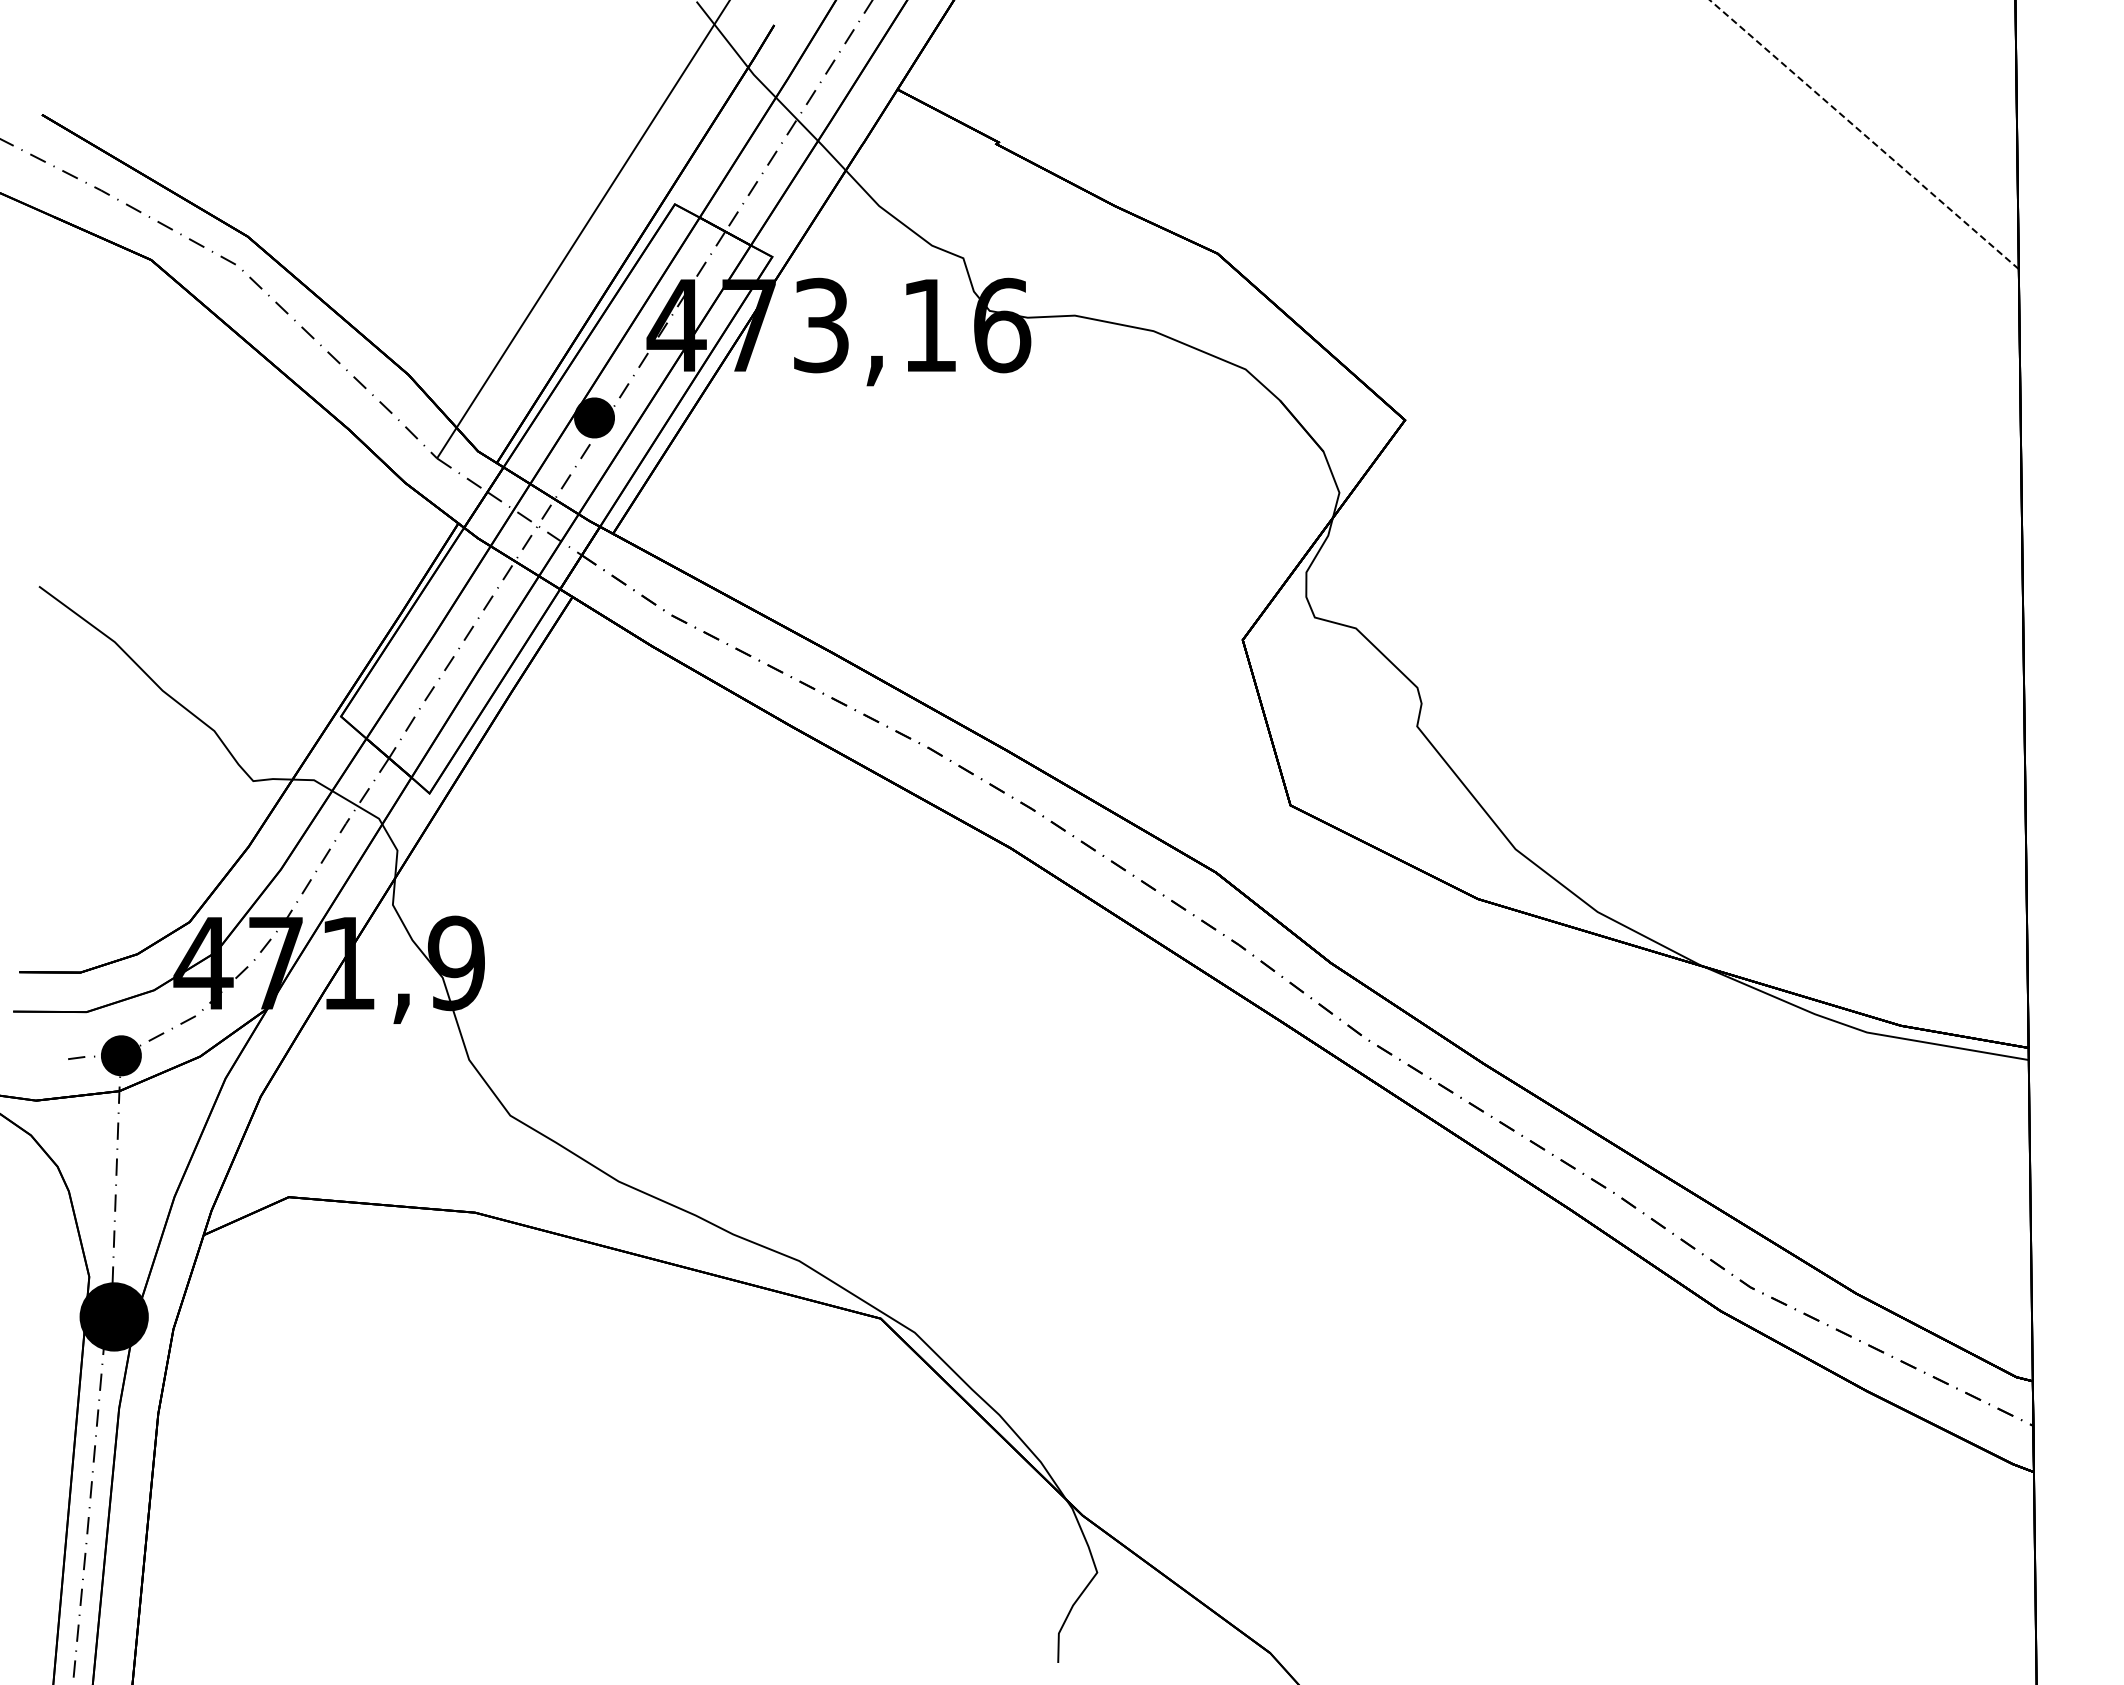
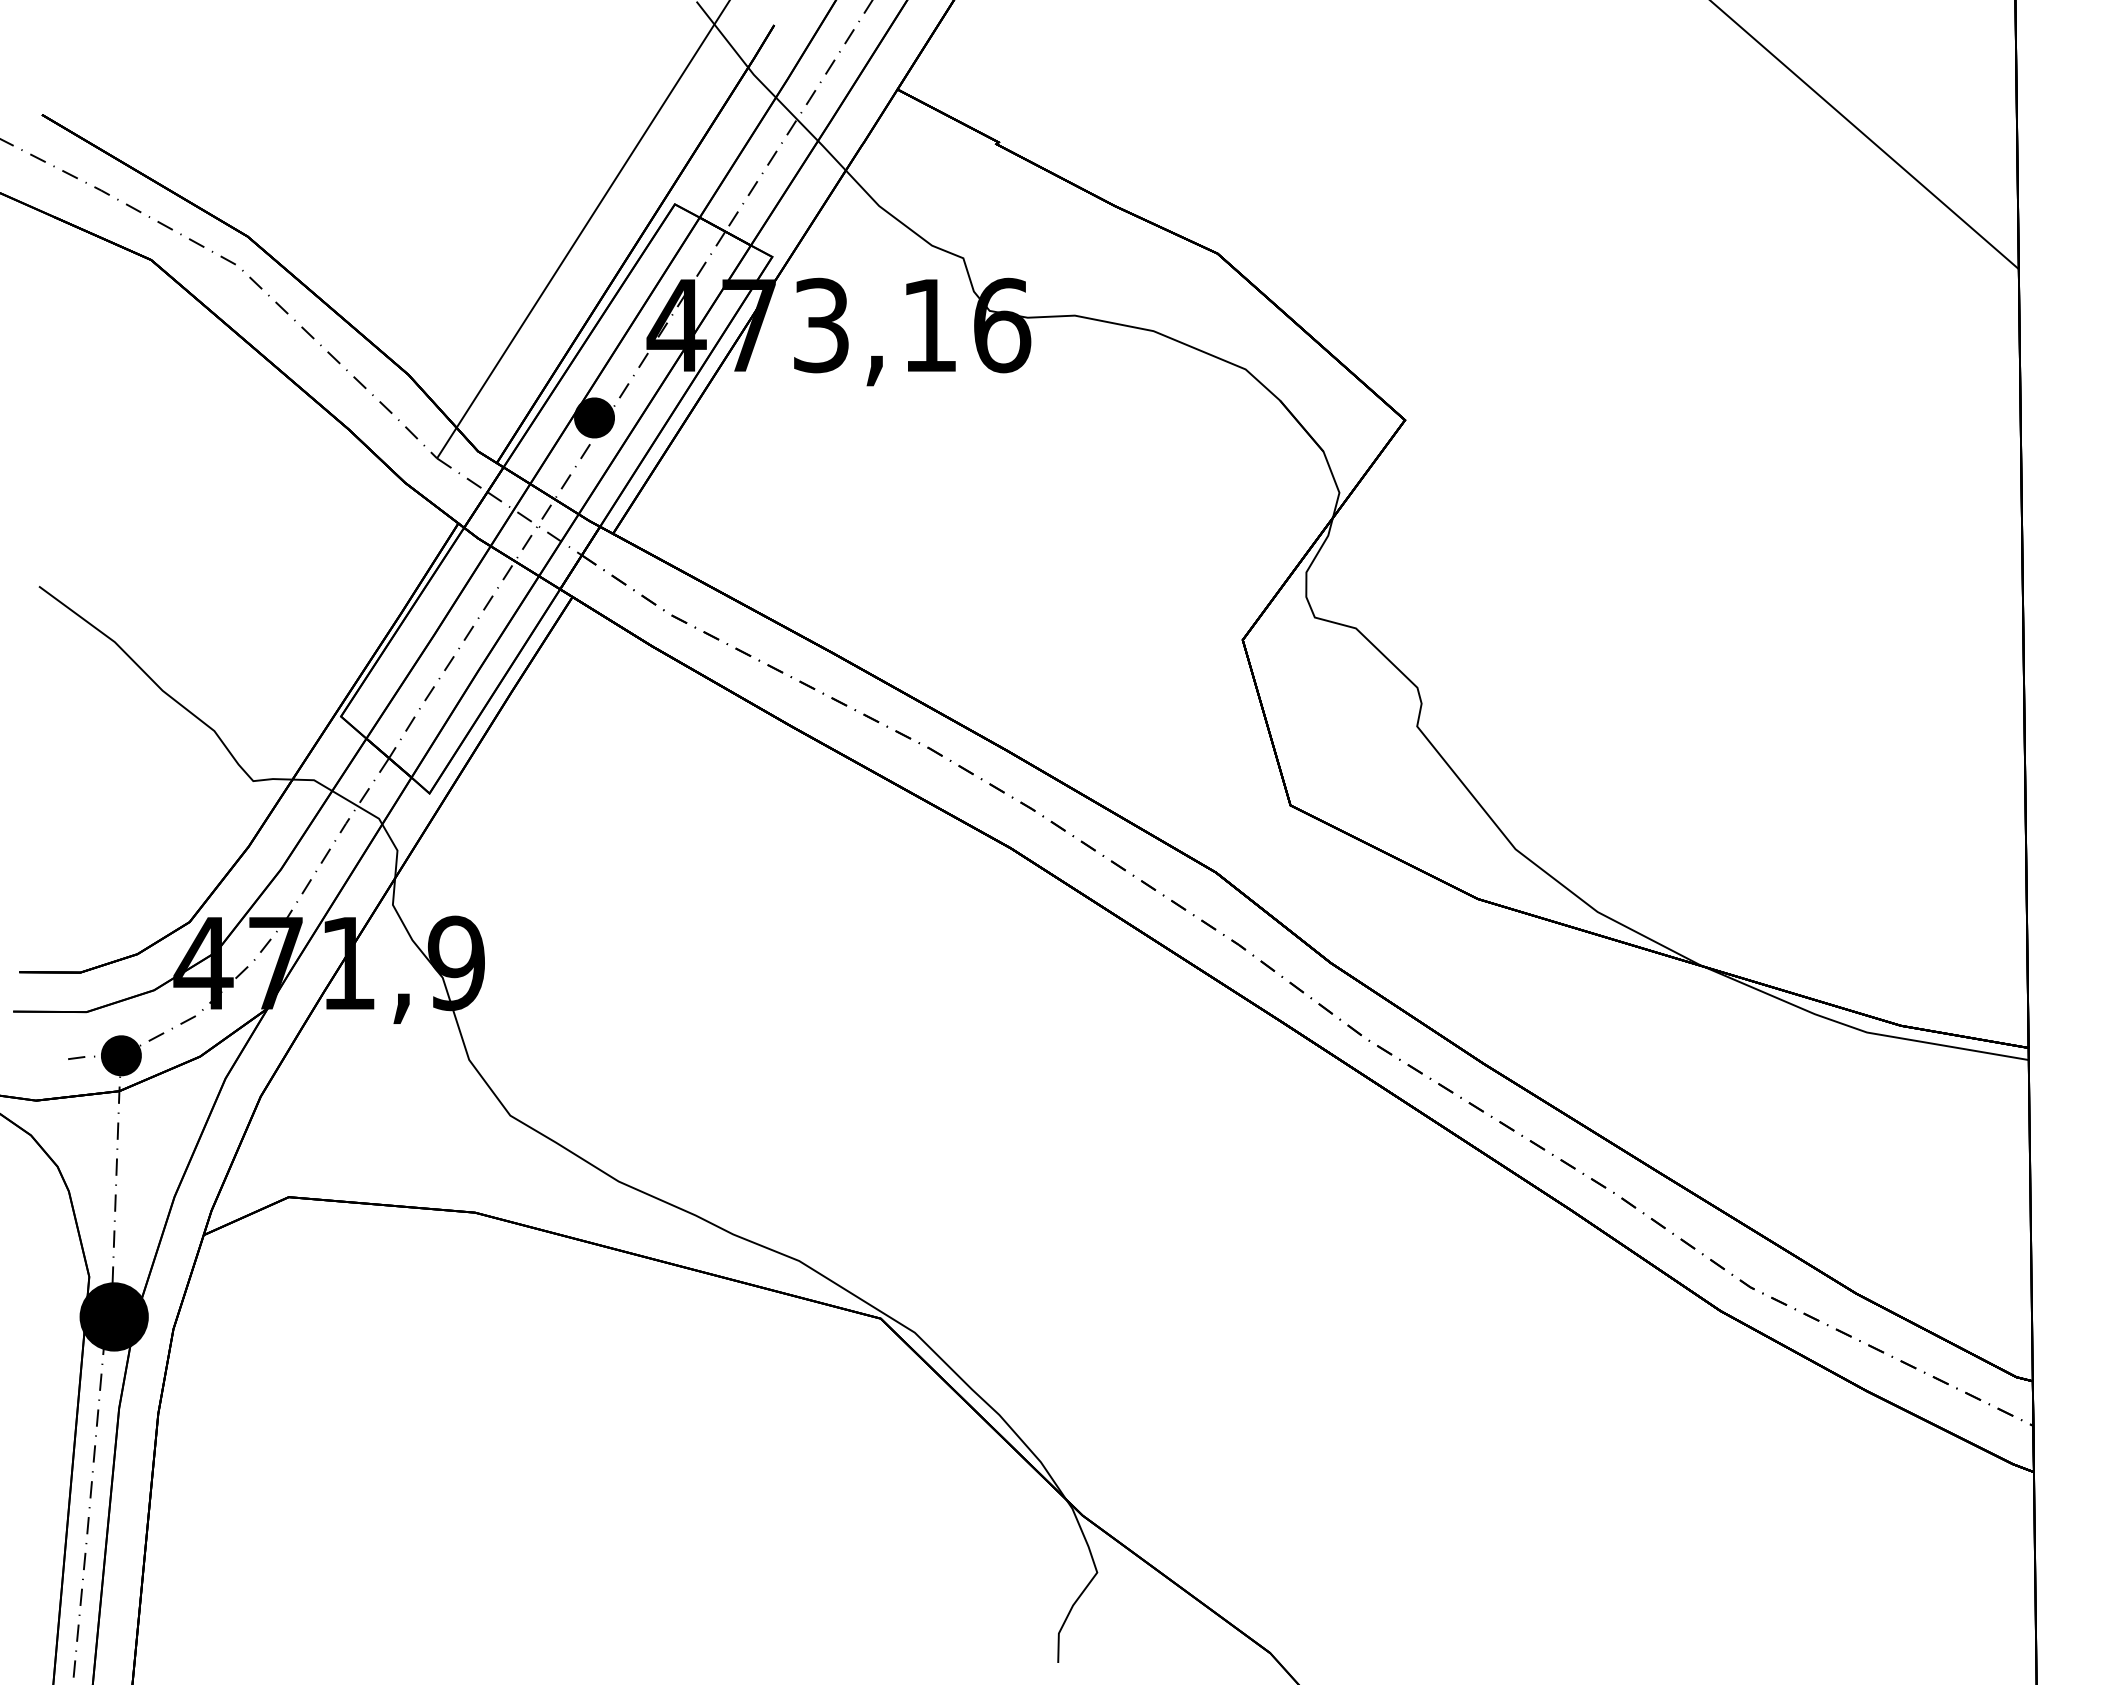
line: dashed -> solid (1864, 134)
